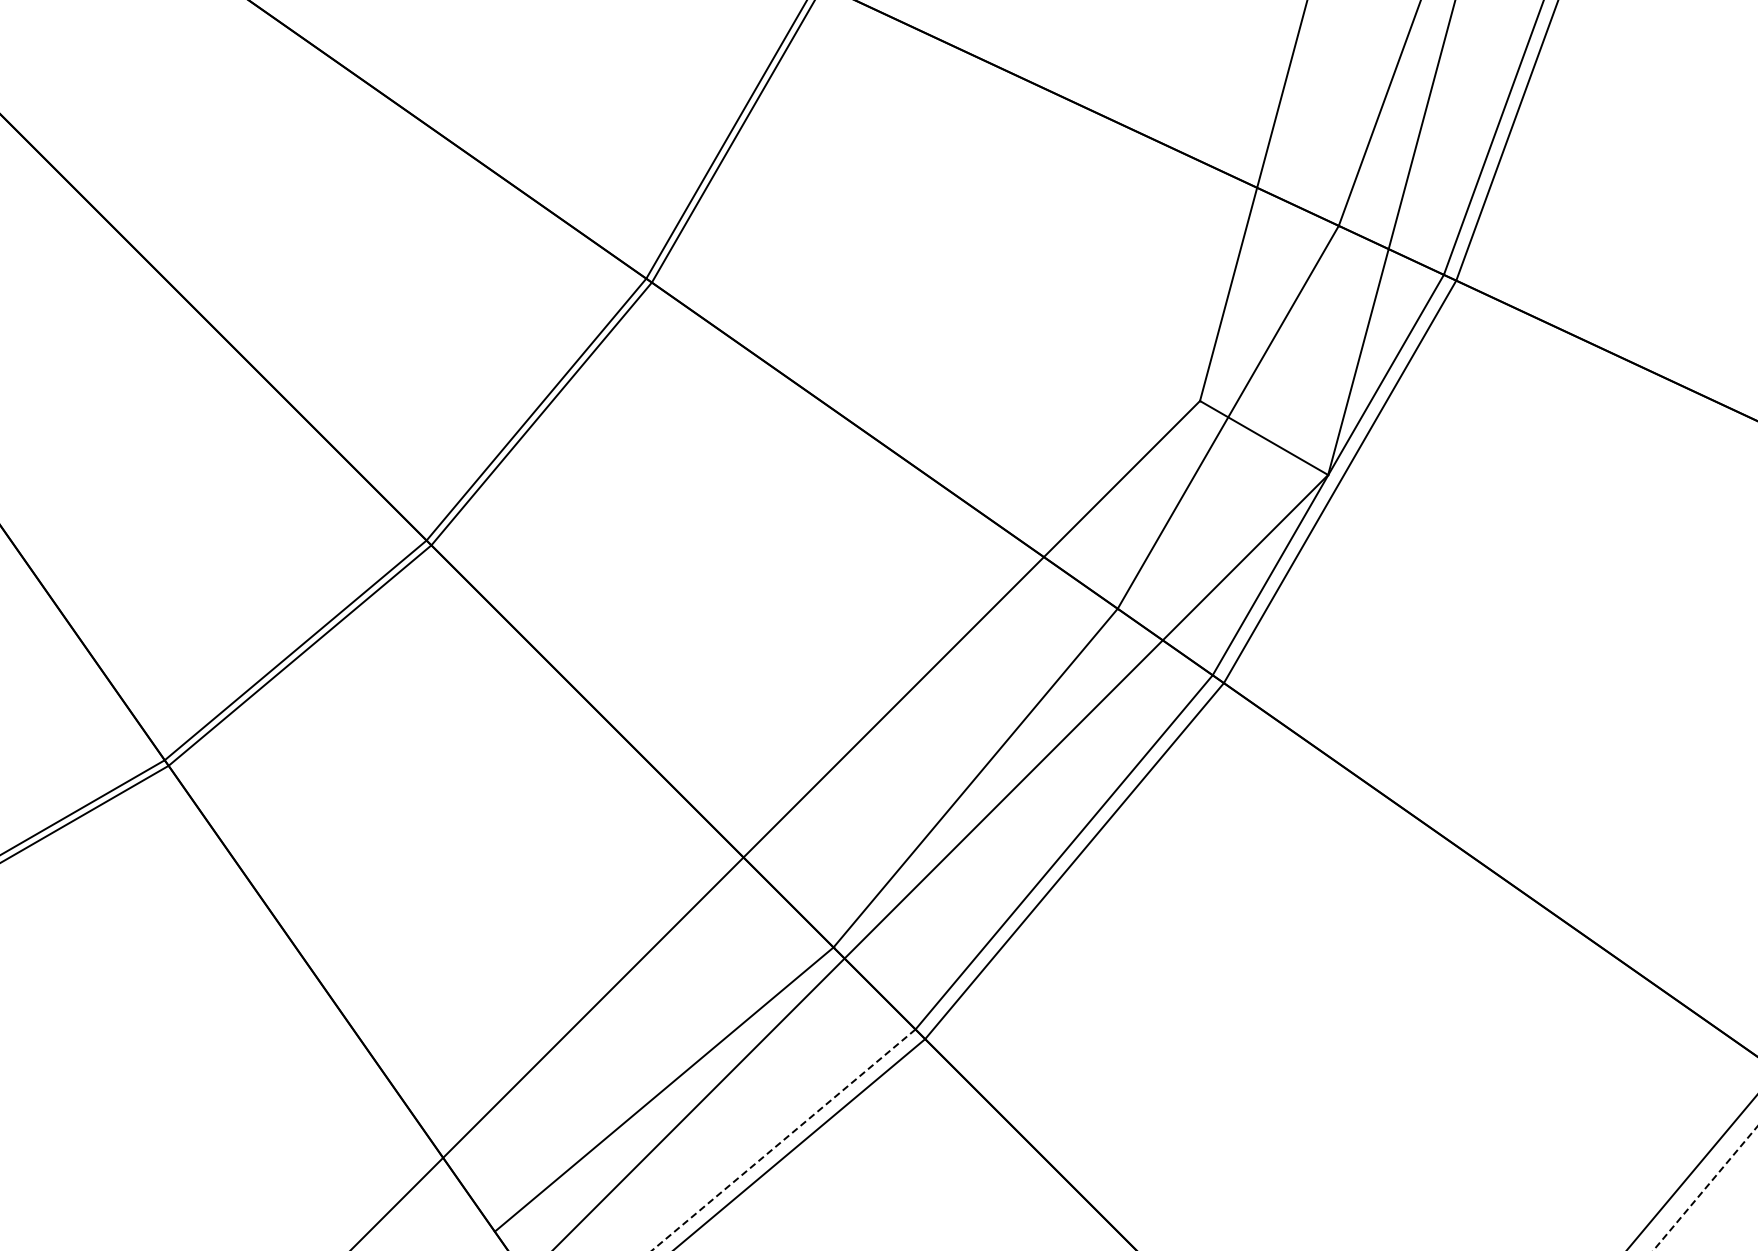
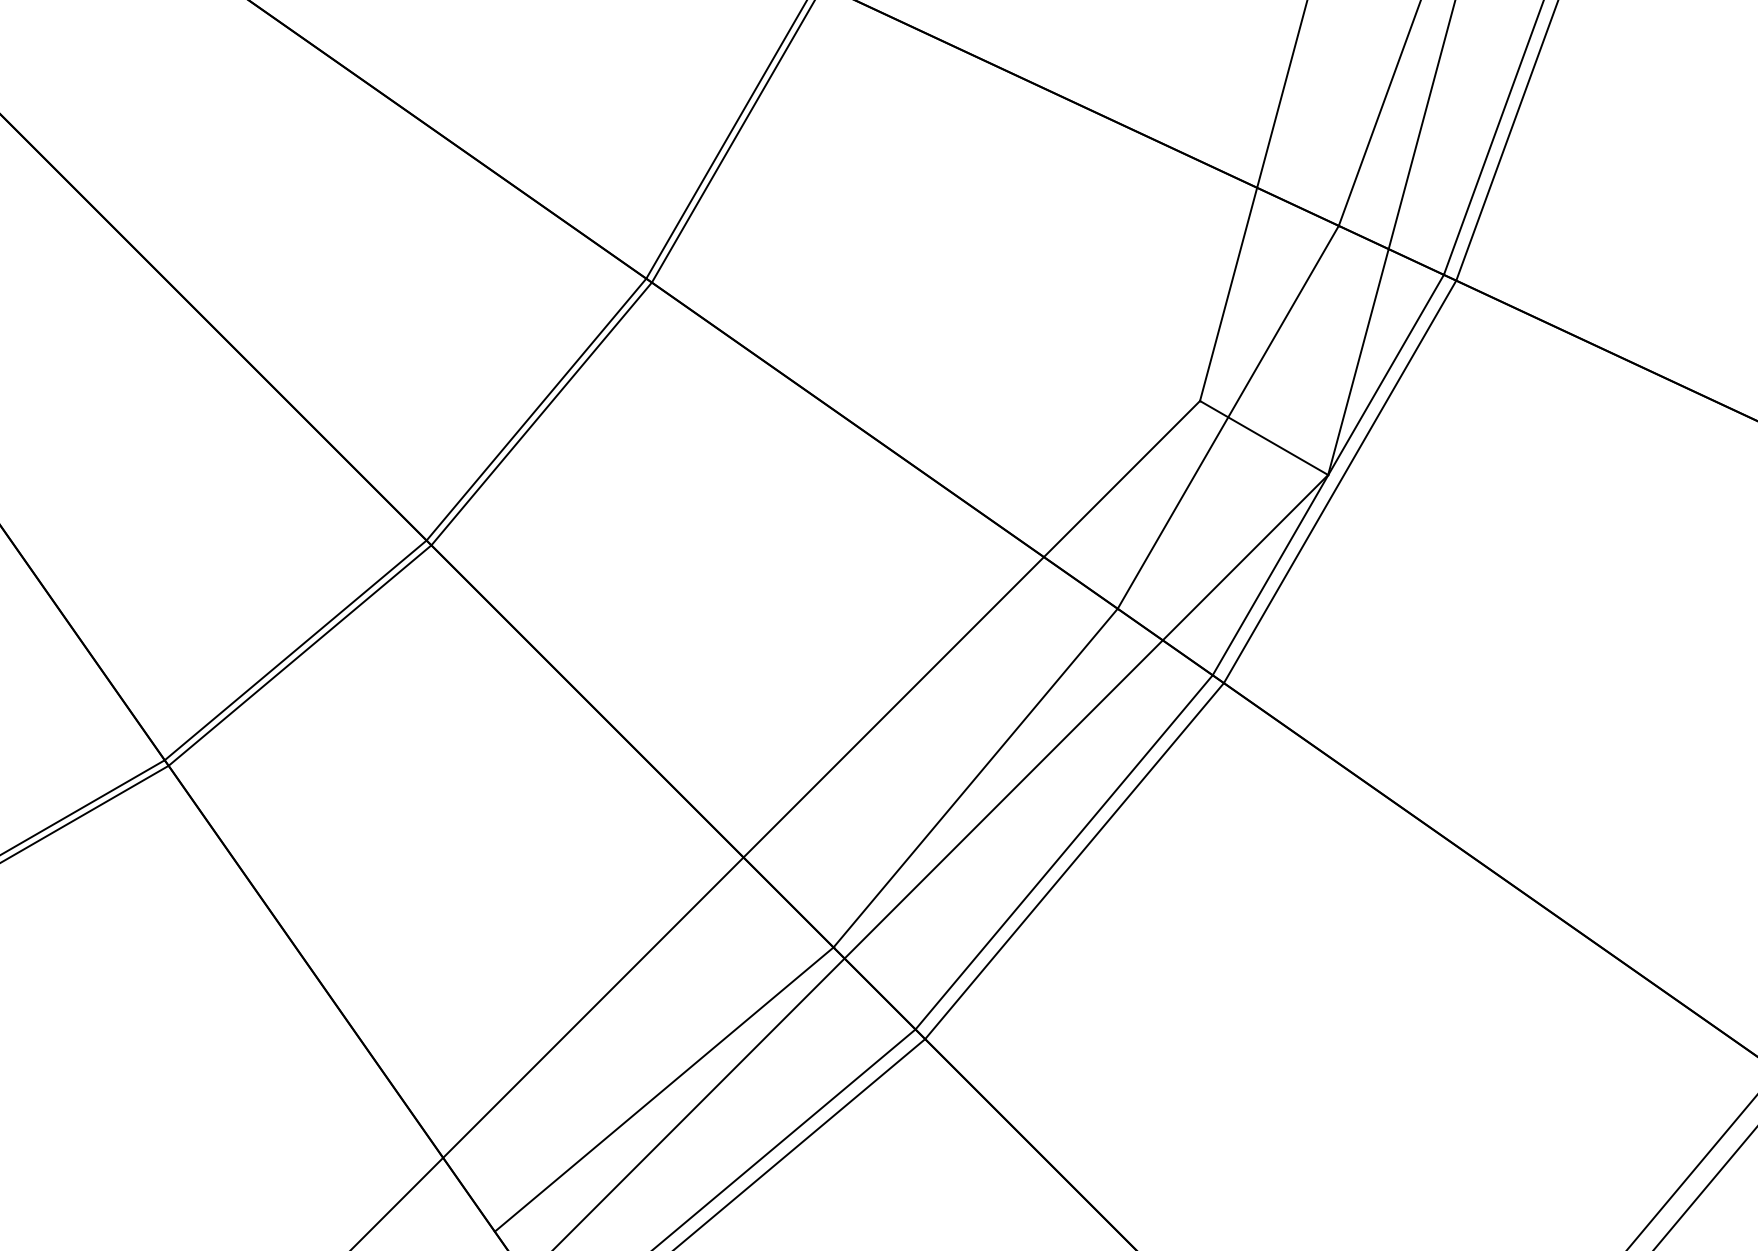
line: dashed -> solid (783, 1140)
line: dashed -> solid (1705, 1188)
